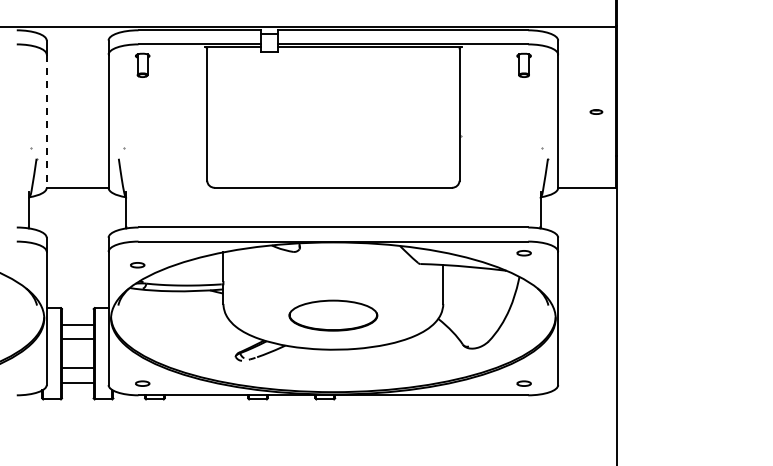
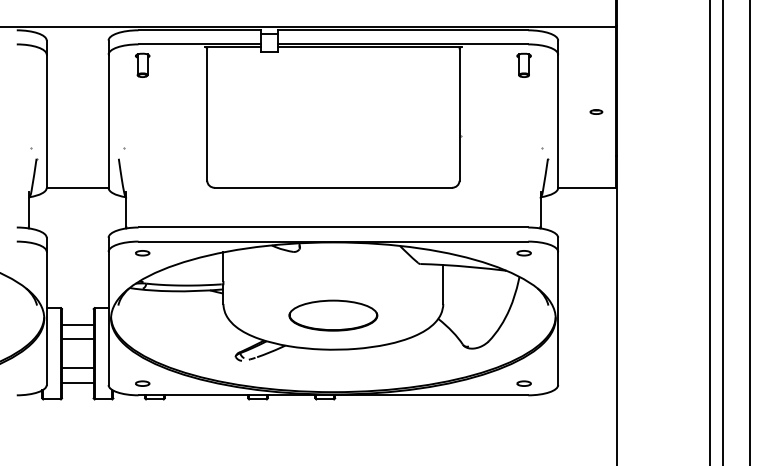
line: dashed -> solid (46, 121)
line: none -> present (710, 232)
line: none -> present (723, 232)
line: none -> present (749, 232)
part position: (137, 265) -> (142, 253) (142, 253)
